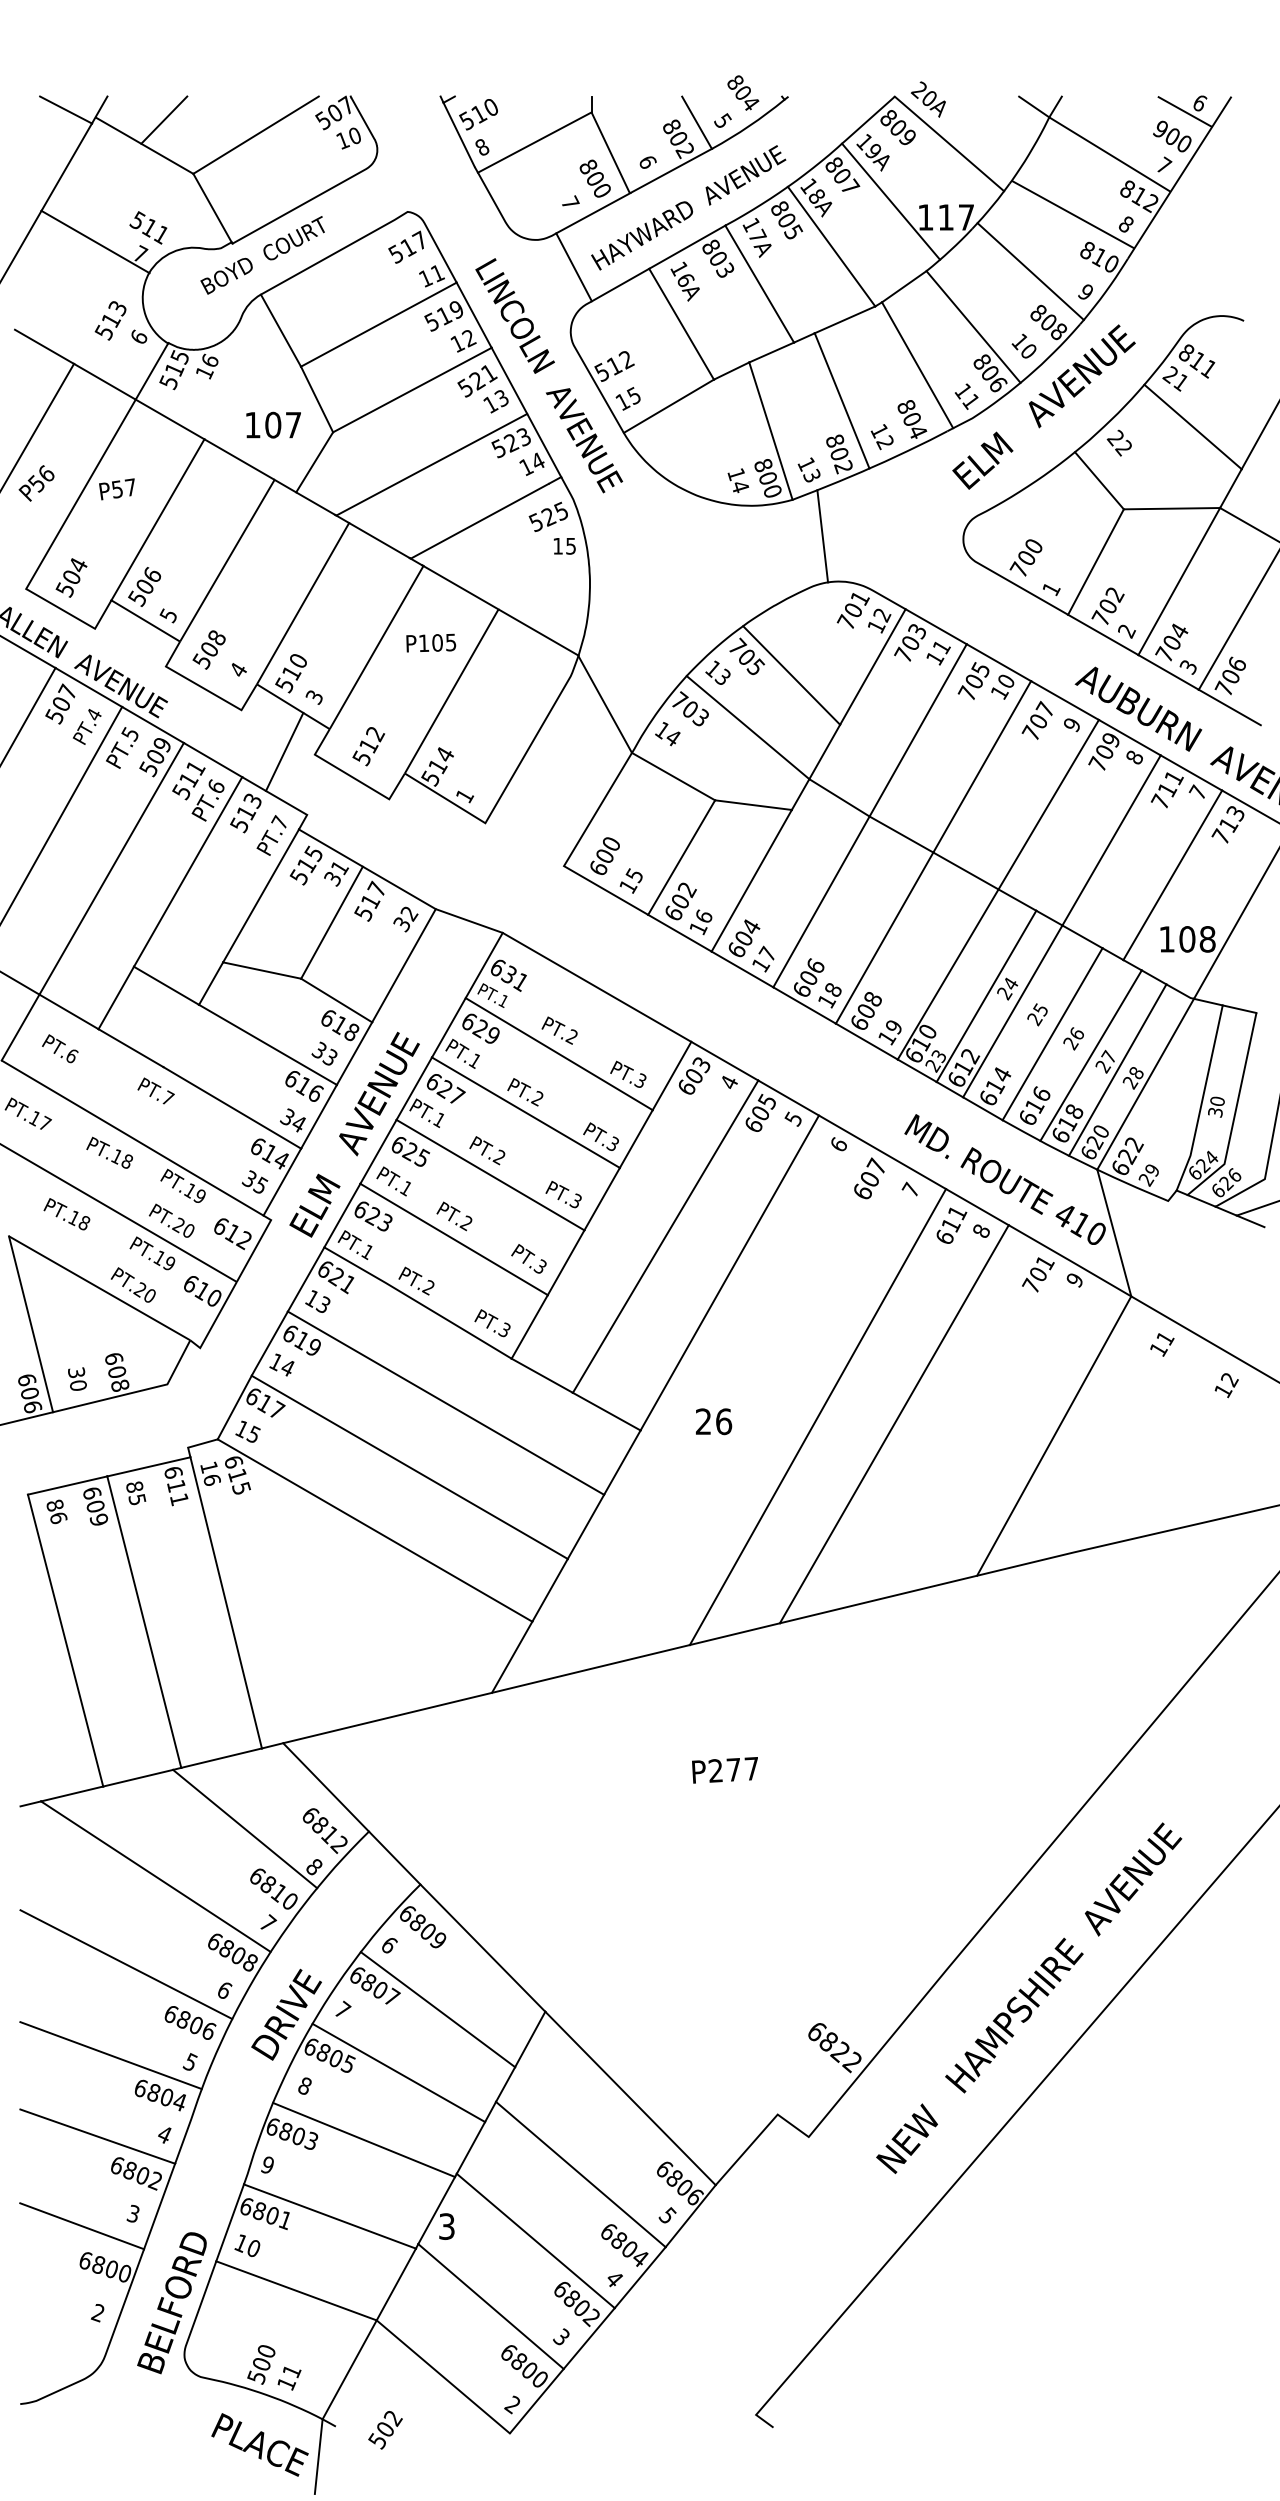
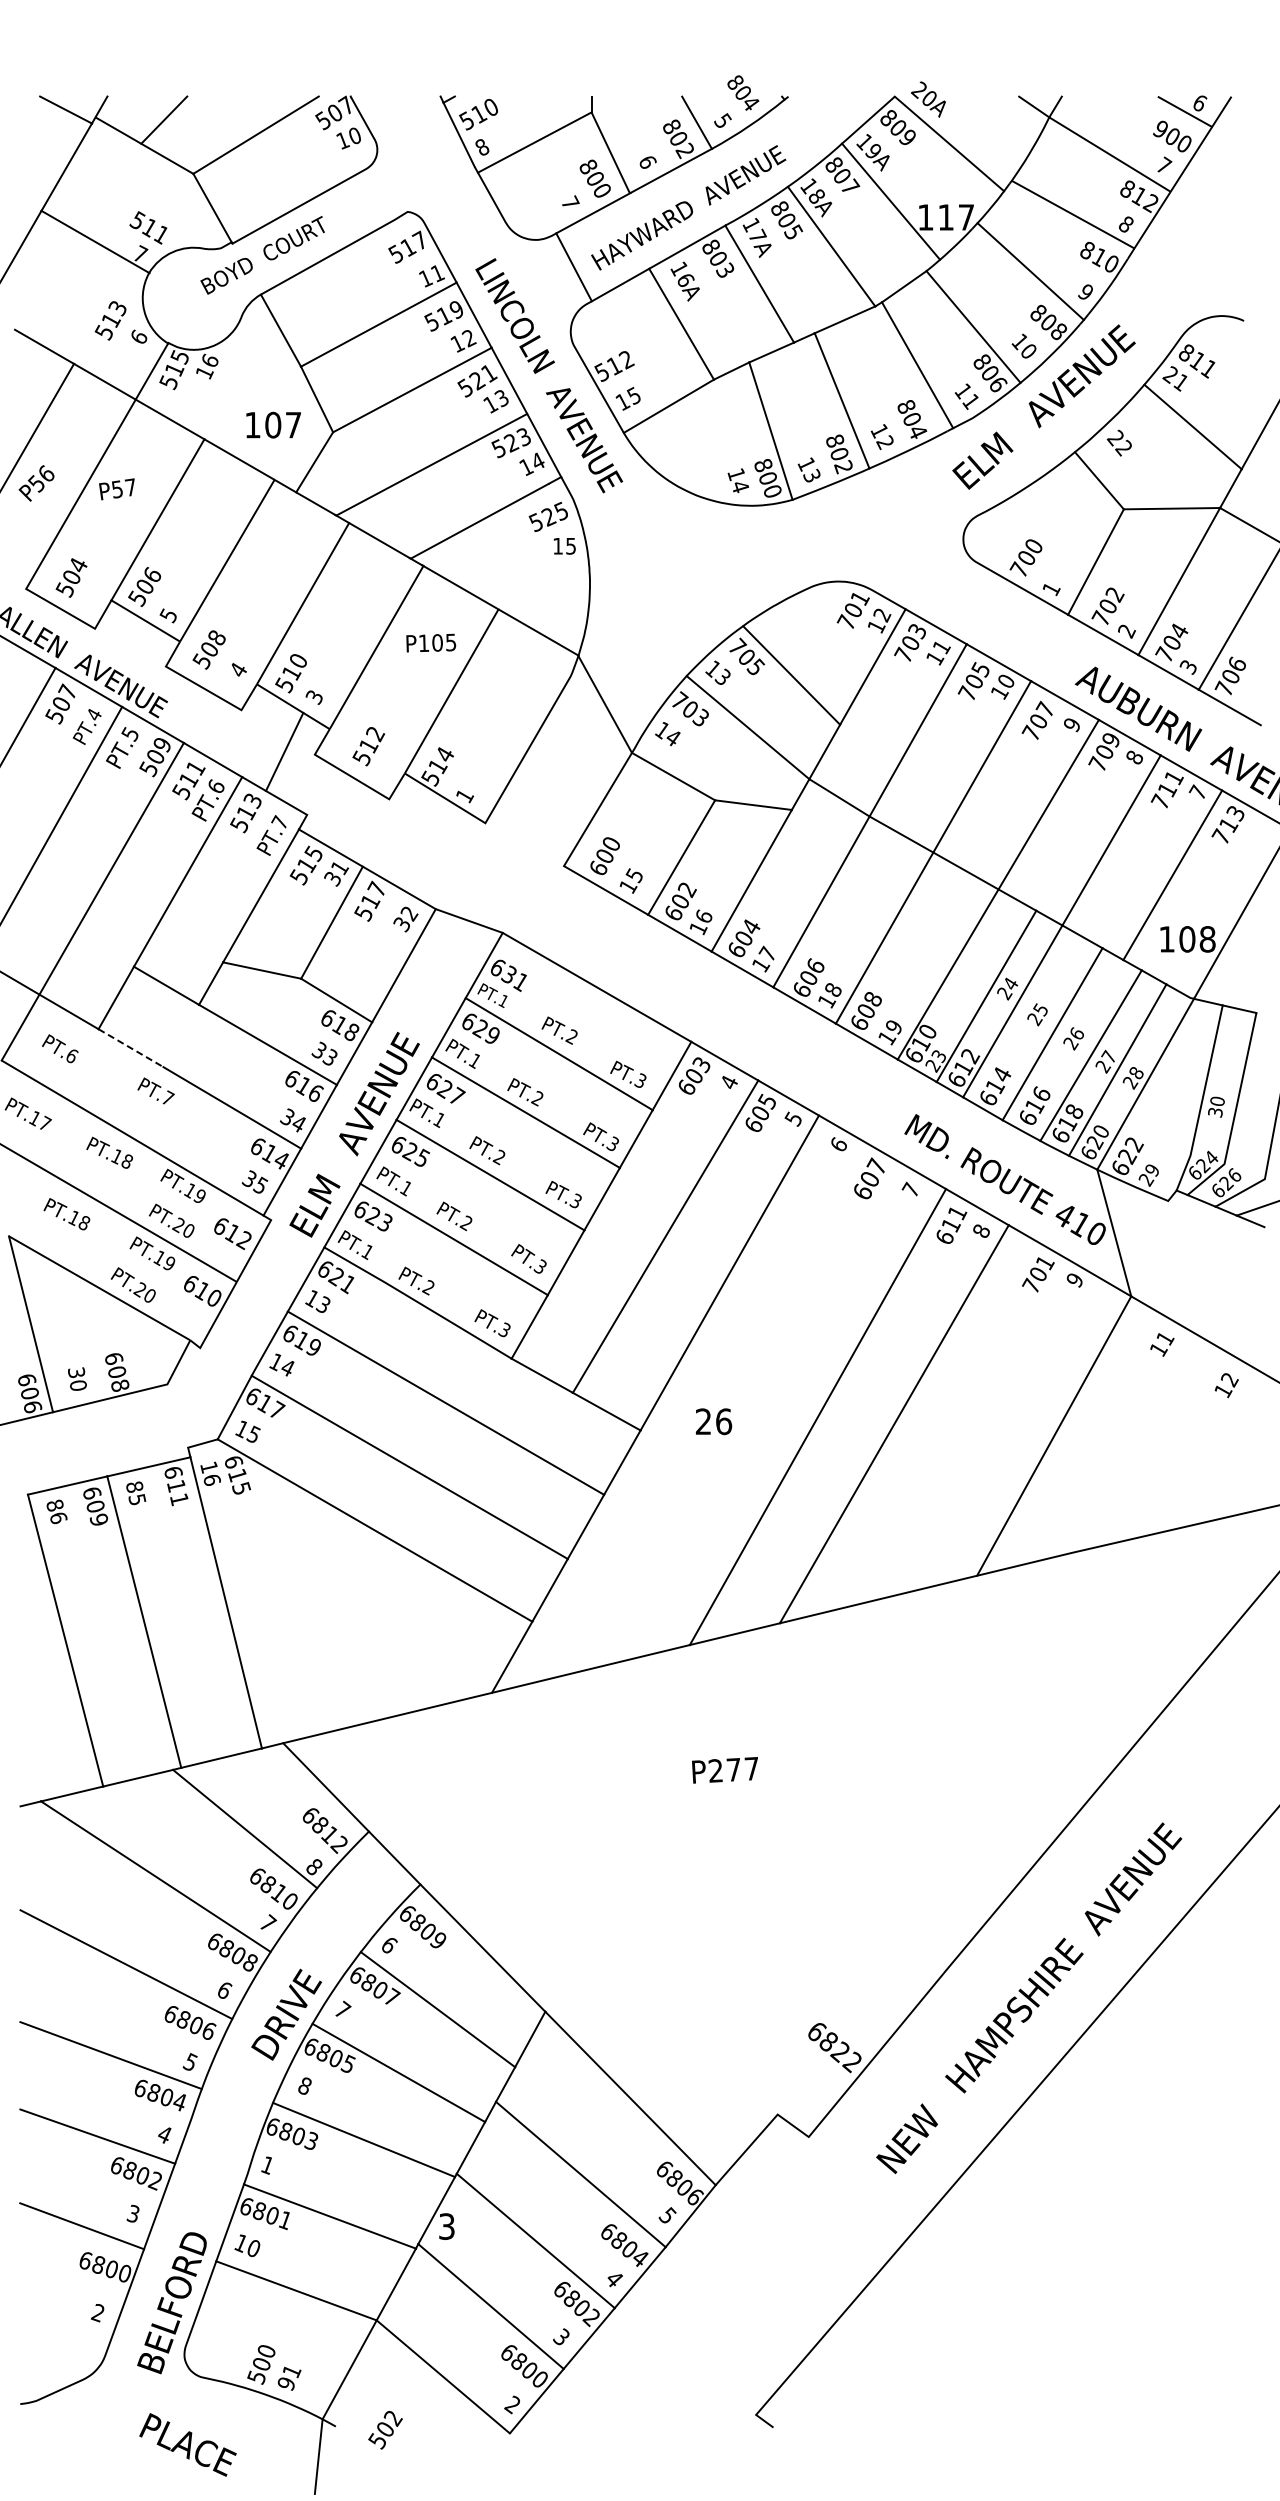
line: present -> none (822, 536)
line: solid -> dashed (131, 1048)
text: 9 -> 1 (267, 2165)
text: 11 -> 91 (286, 2383)
text position: (259, 2444) -> (187, 2444) (187, 2444)
